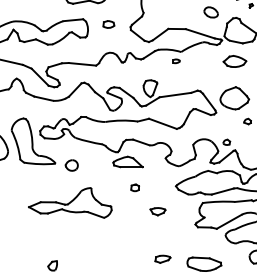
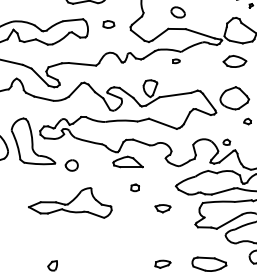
part position: (210, 12) -> (177, 12) (177, 12)
part position: (157, 211) -> (162, 208) (162, 208)
part position: (162, 258) -> (162, 263) (162, 263)
part position: (204, 263) -> (209, 263) (209, 263)
